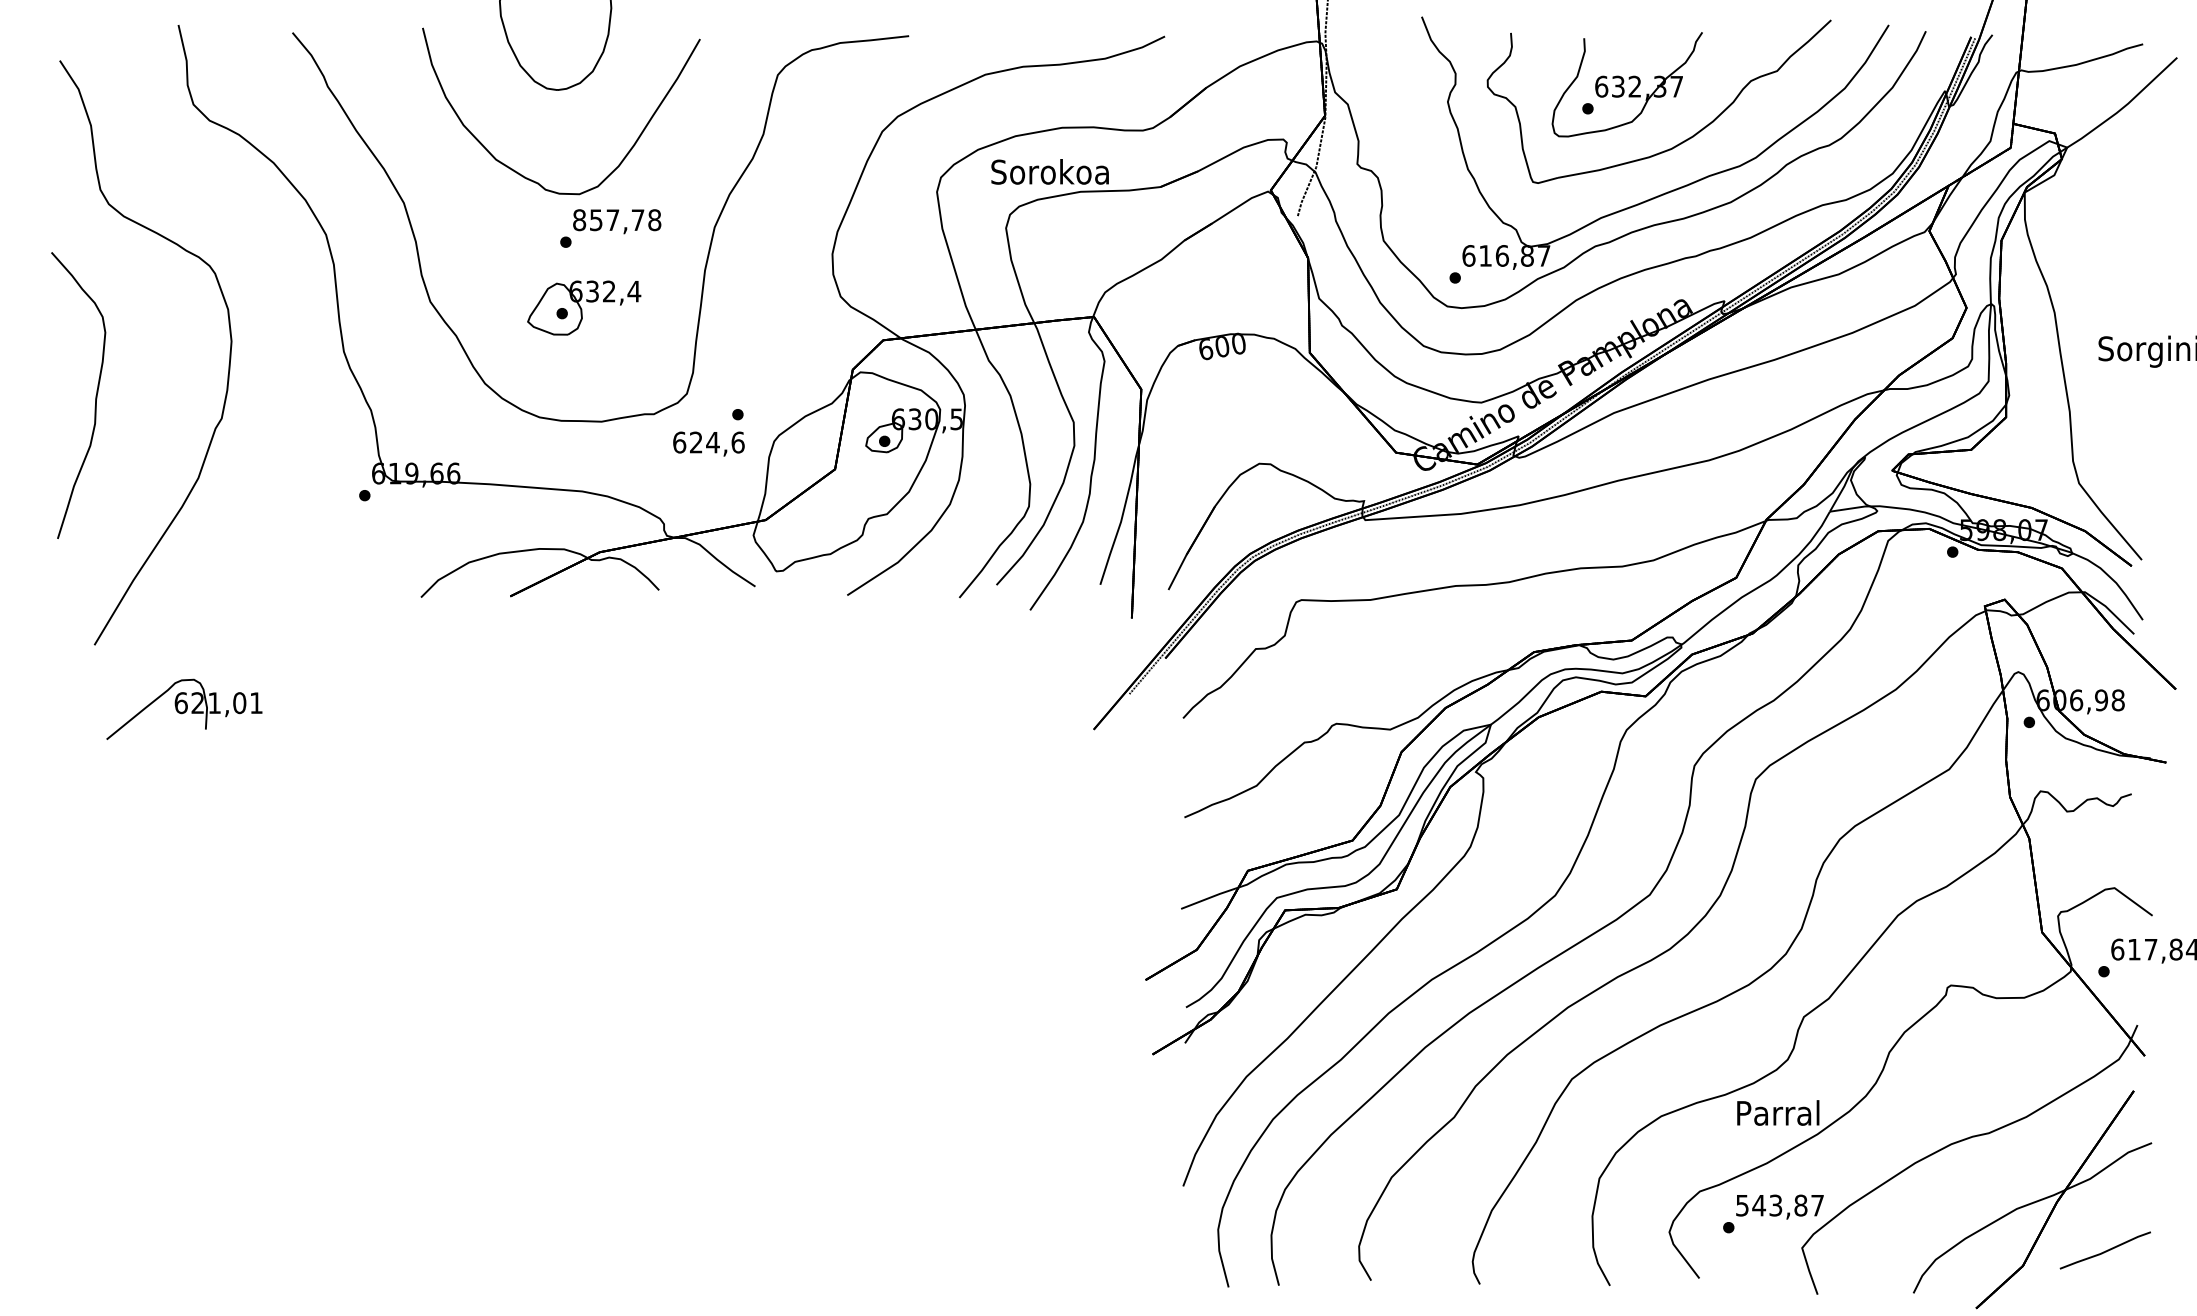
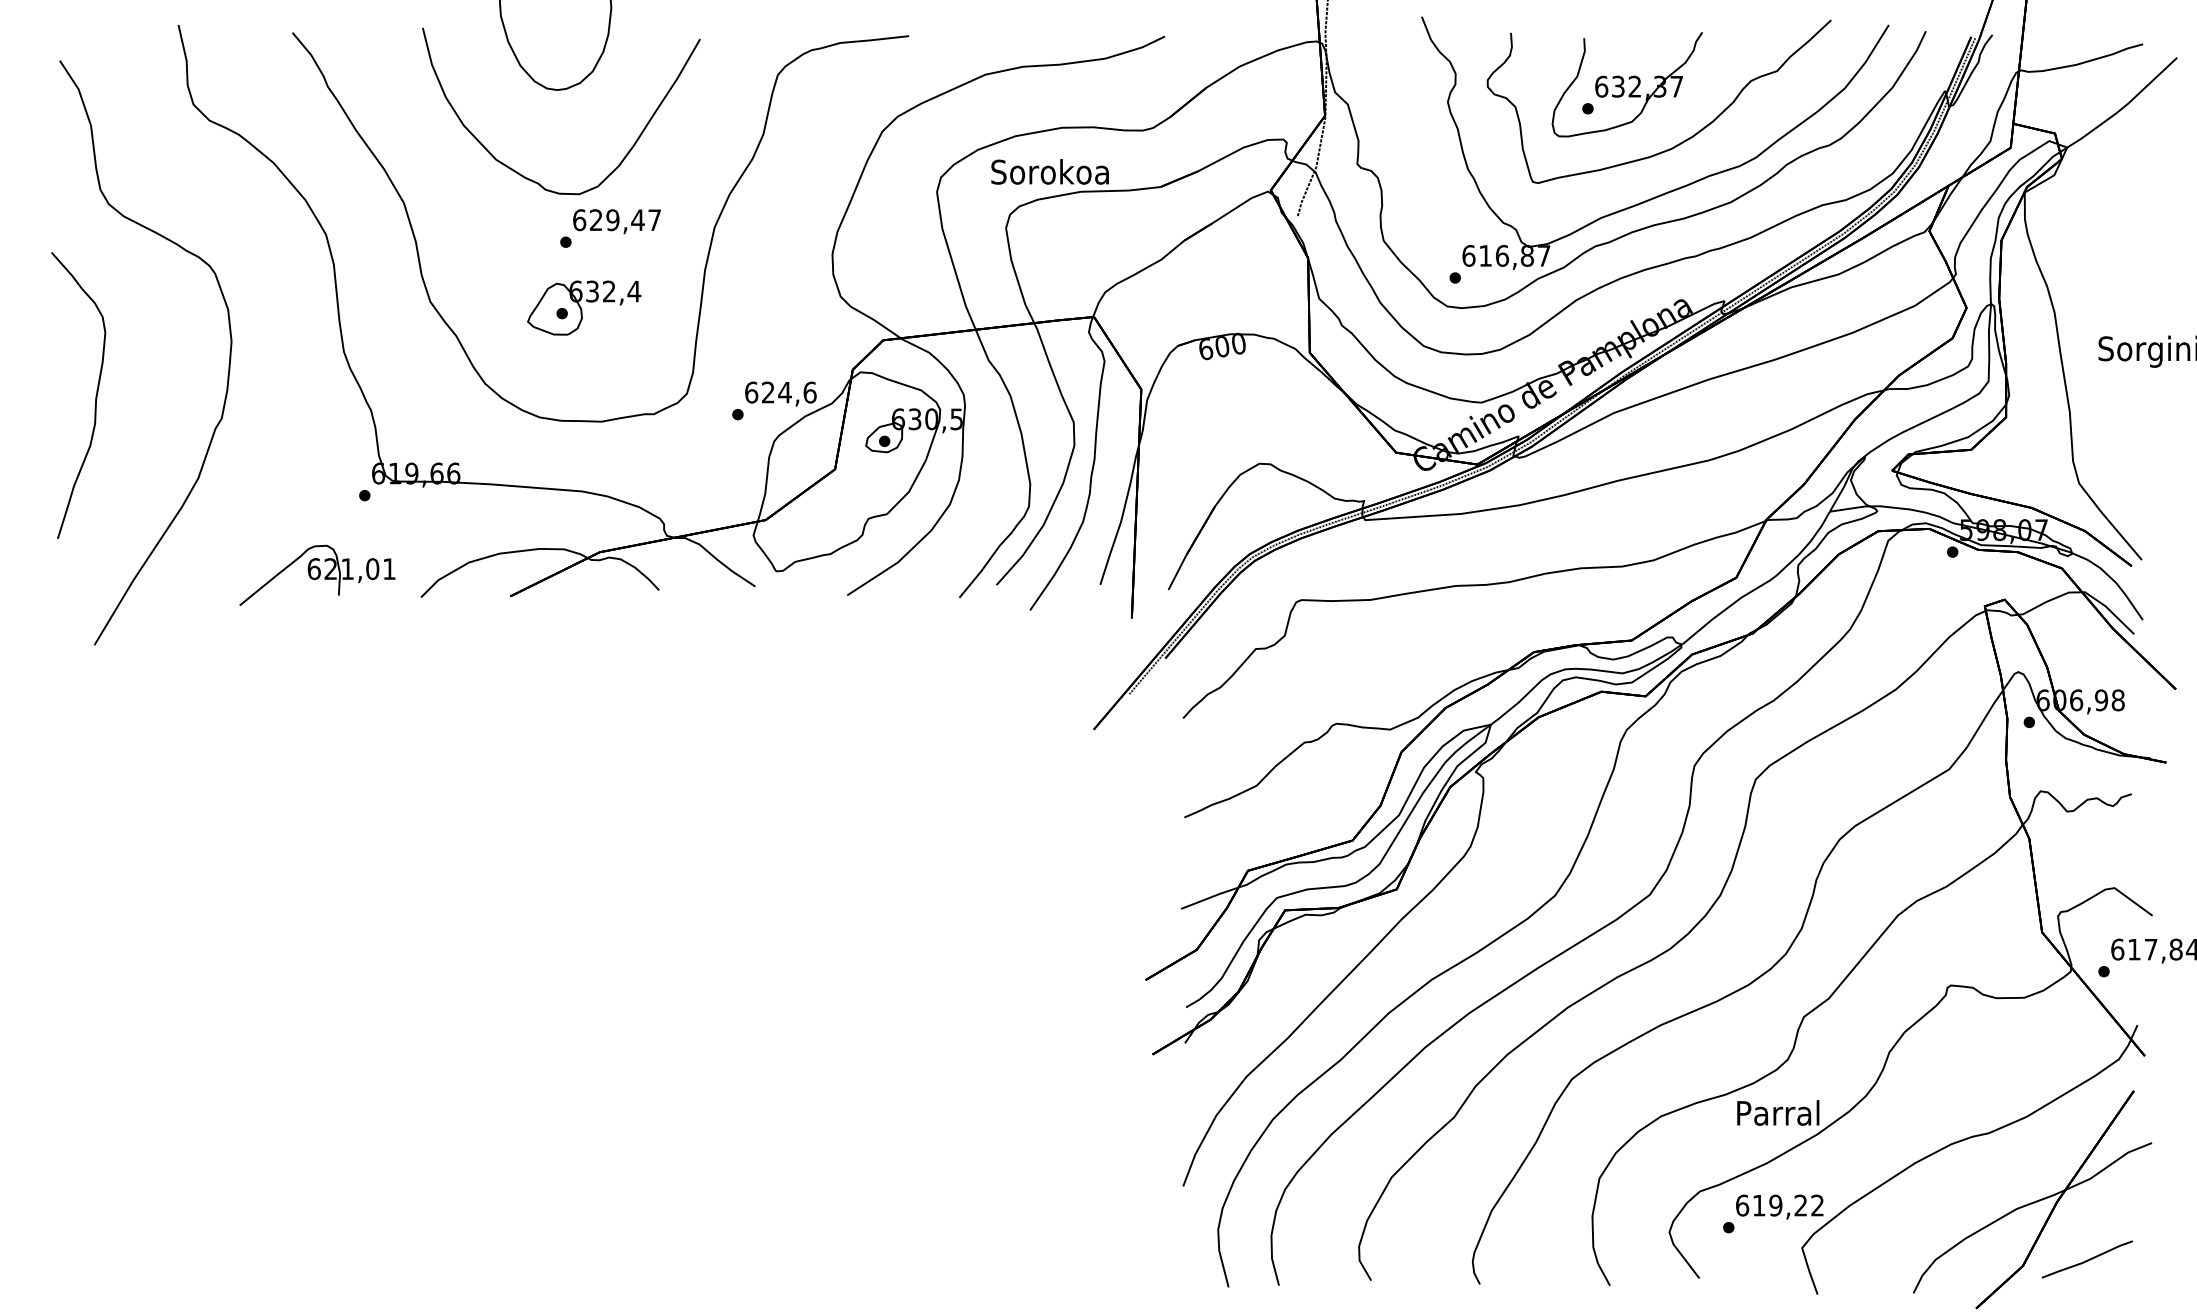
text: 857,78 -> 629,47 (617, 220)
text position: (708, 443) -> (780, 393) (780, 393)
part position: (184, 708) -> (317, 574) (317, 574)
text: 543,87 -> 619,22 (1779, 1205)
line position: (2105, 1250) -> (2087, 1259) (2087, 1259)
